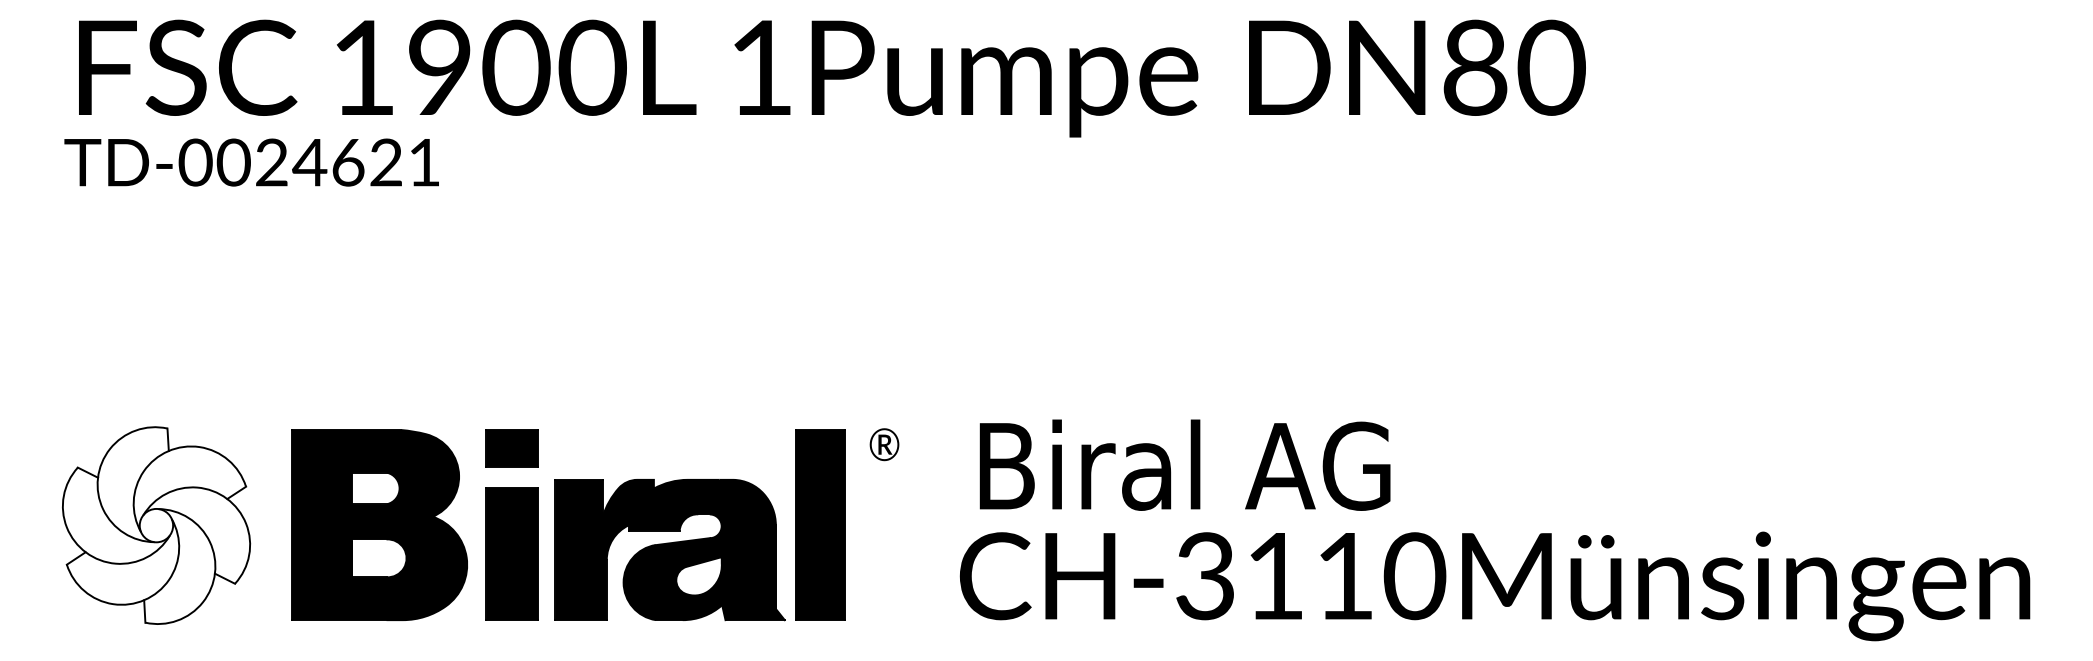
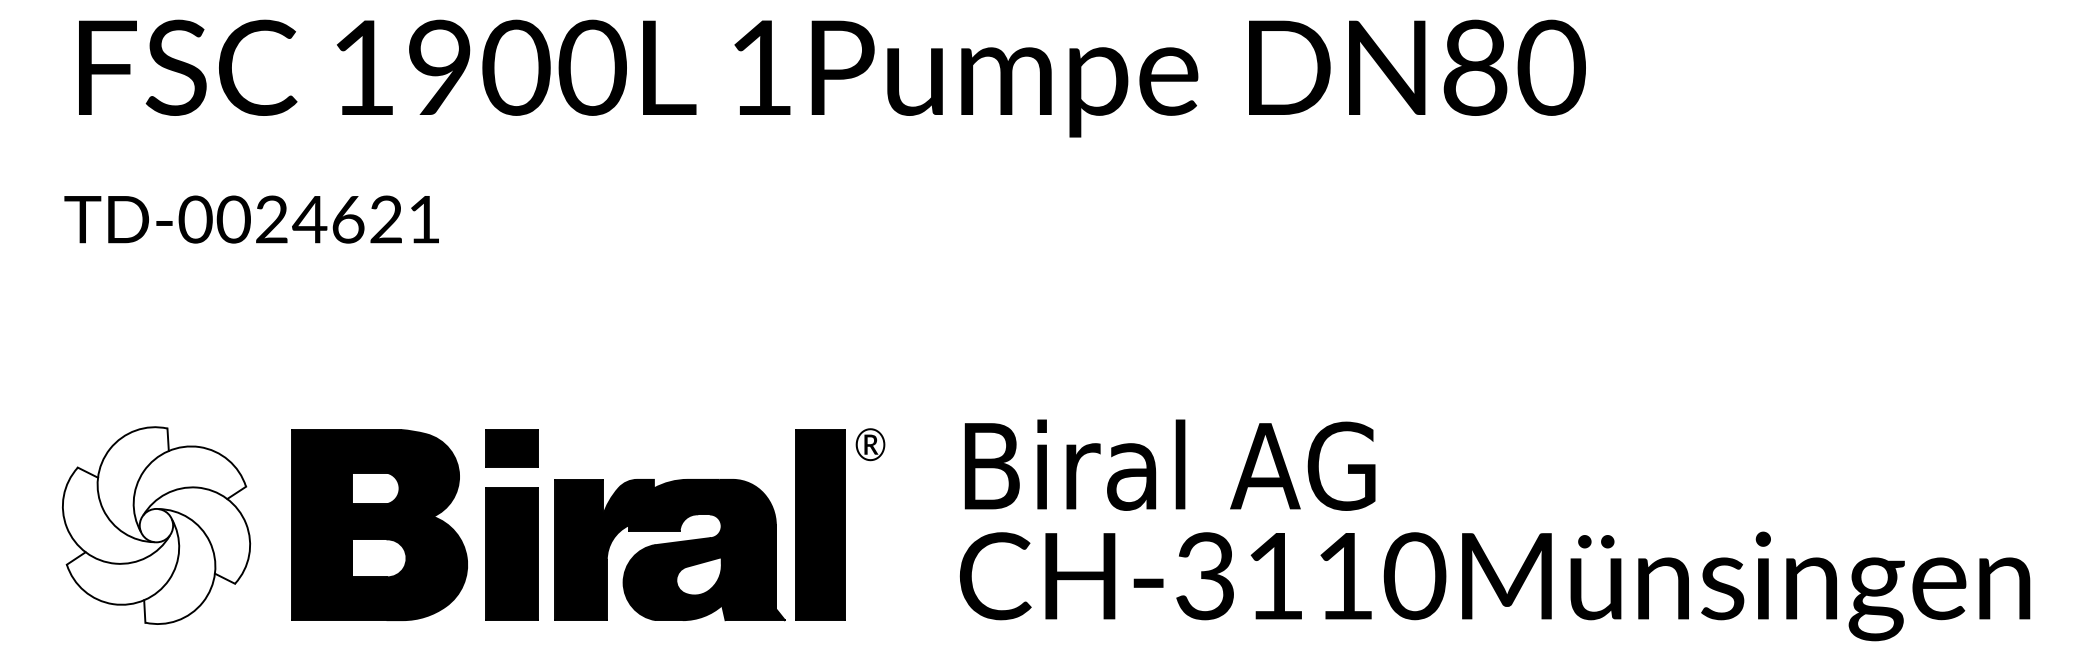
text position: (251, 162) -> (251, 219) (251, 219)
text position: (884, 444) -> (870, 444) (870, 444)
text position: (1184, 464) -> (1169, 464) (1169, 464)
